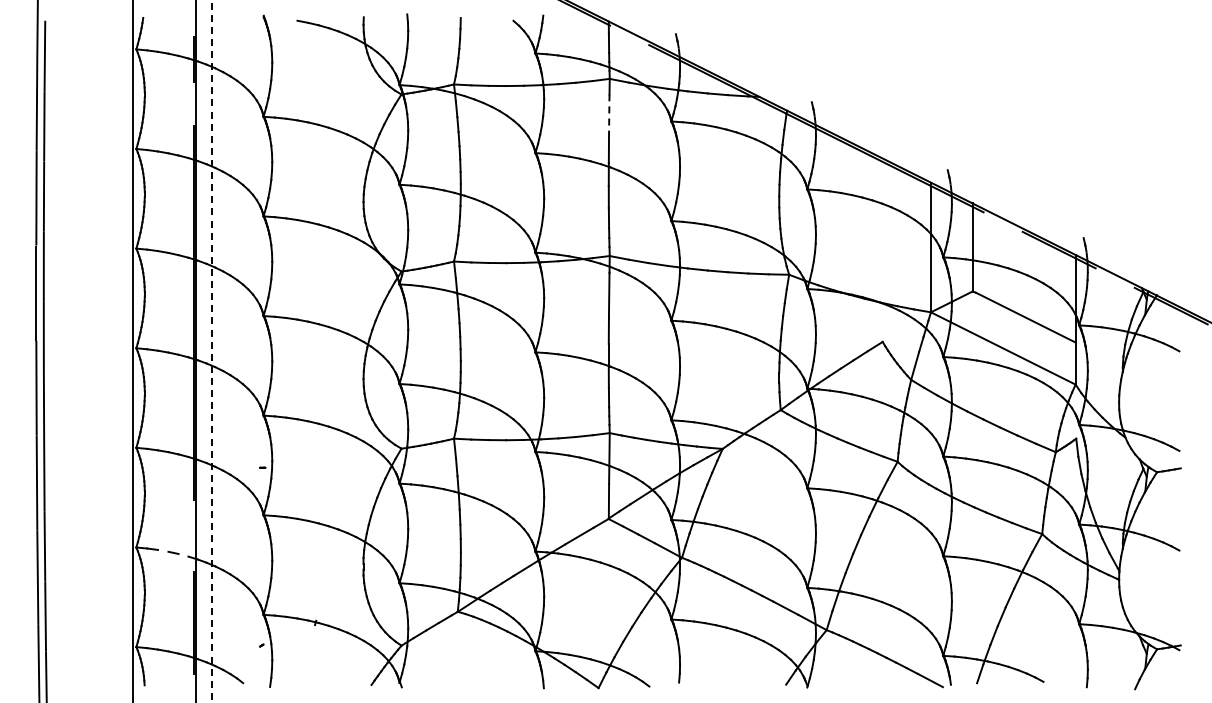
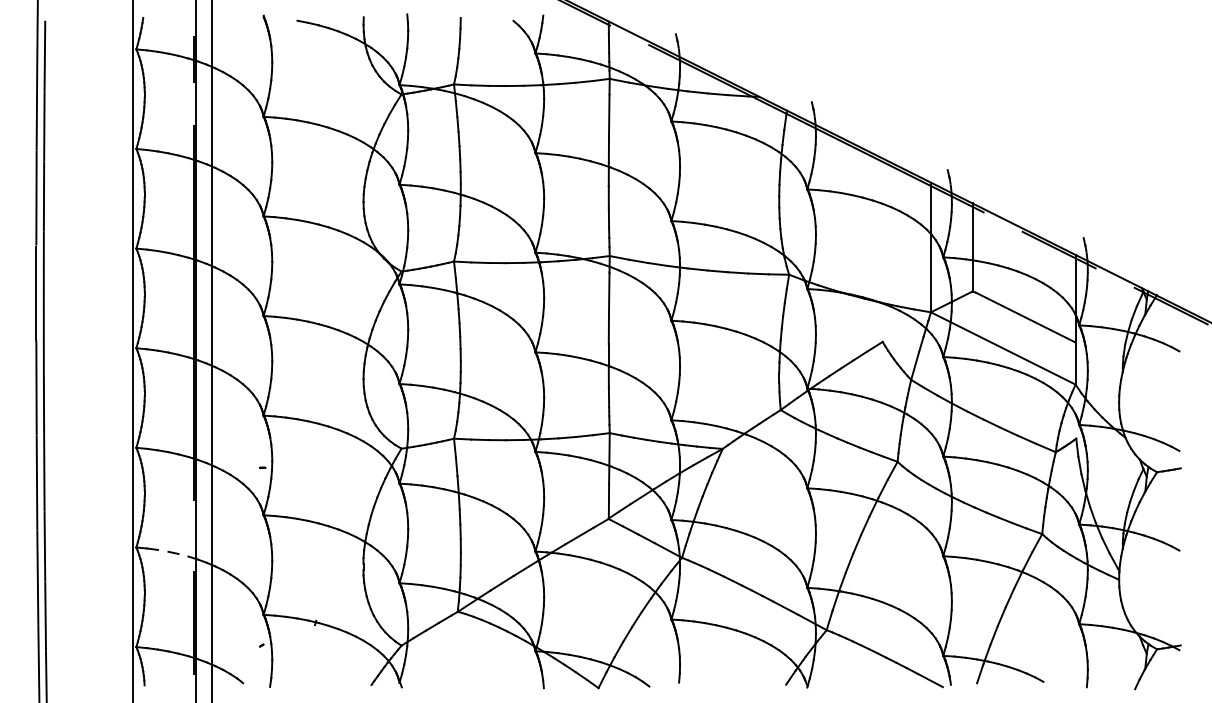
line: dashed -> solid (609, 115)
line: dashed -> solid (212, 351)
